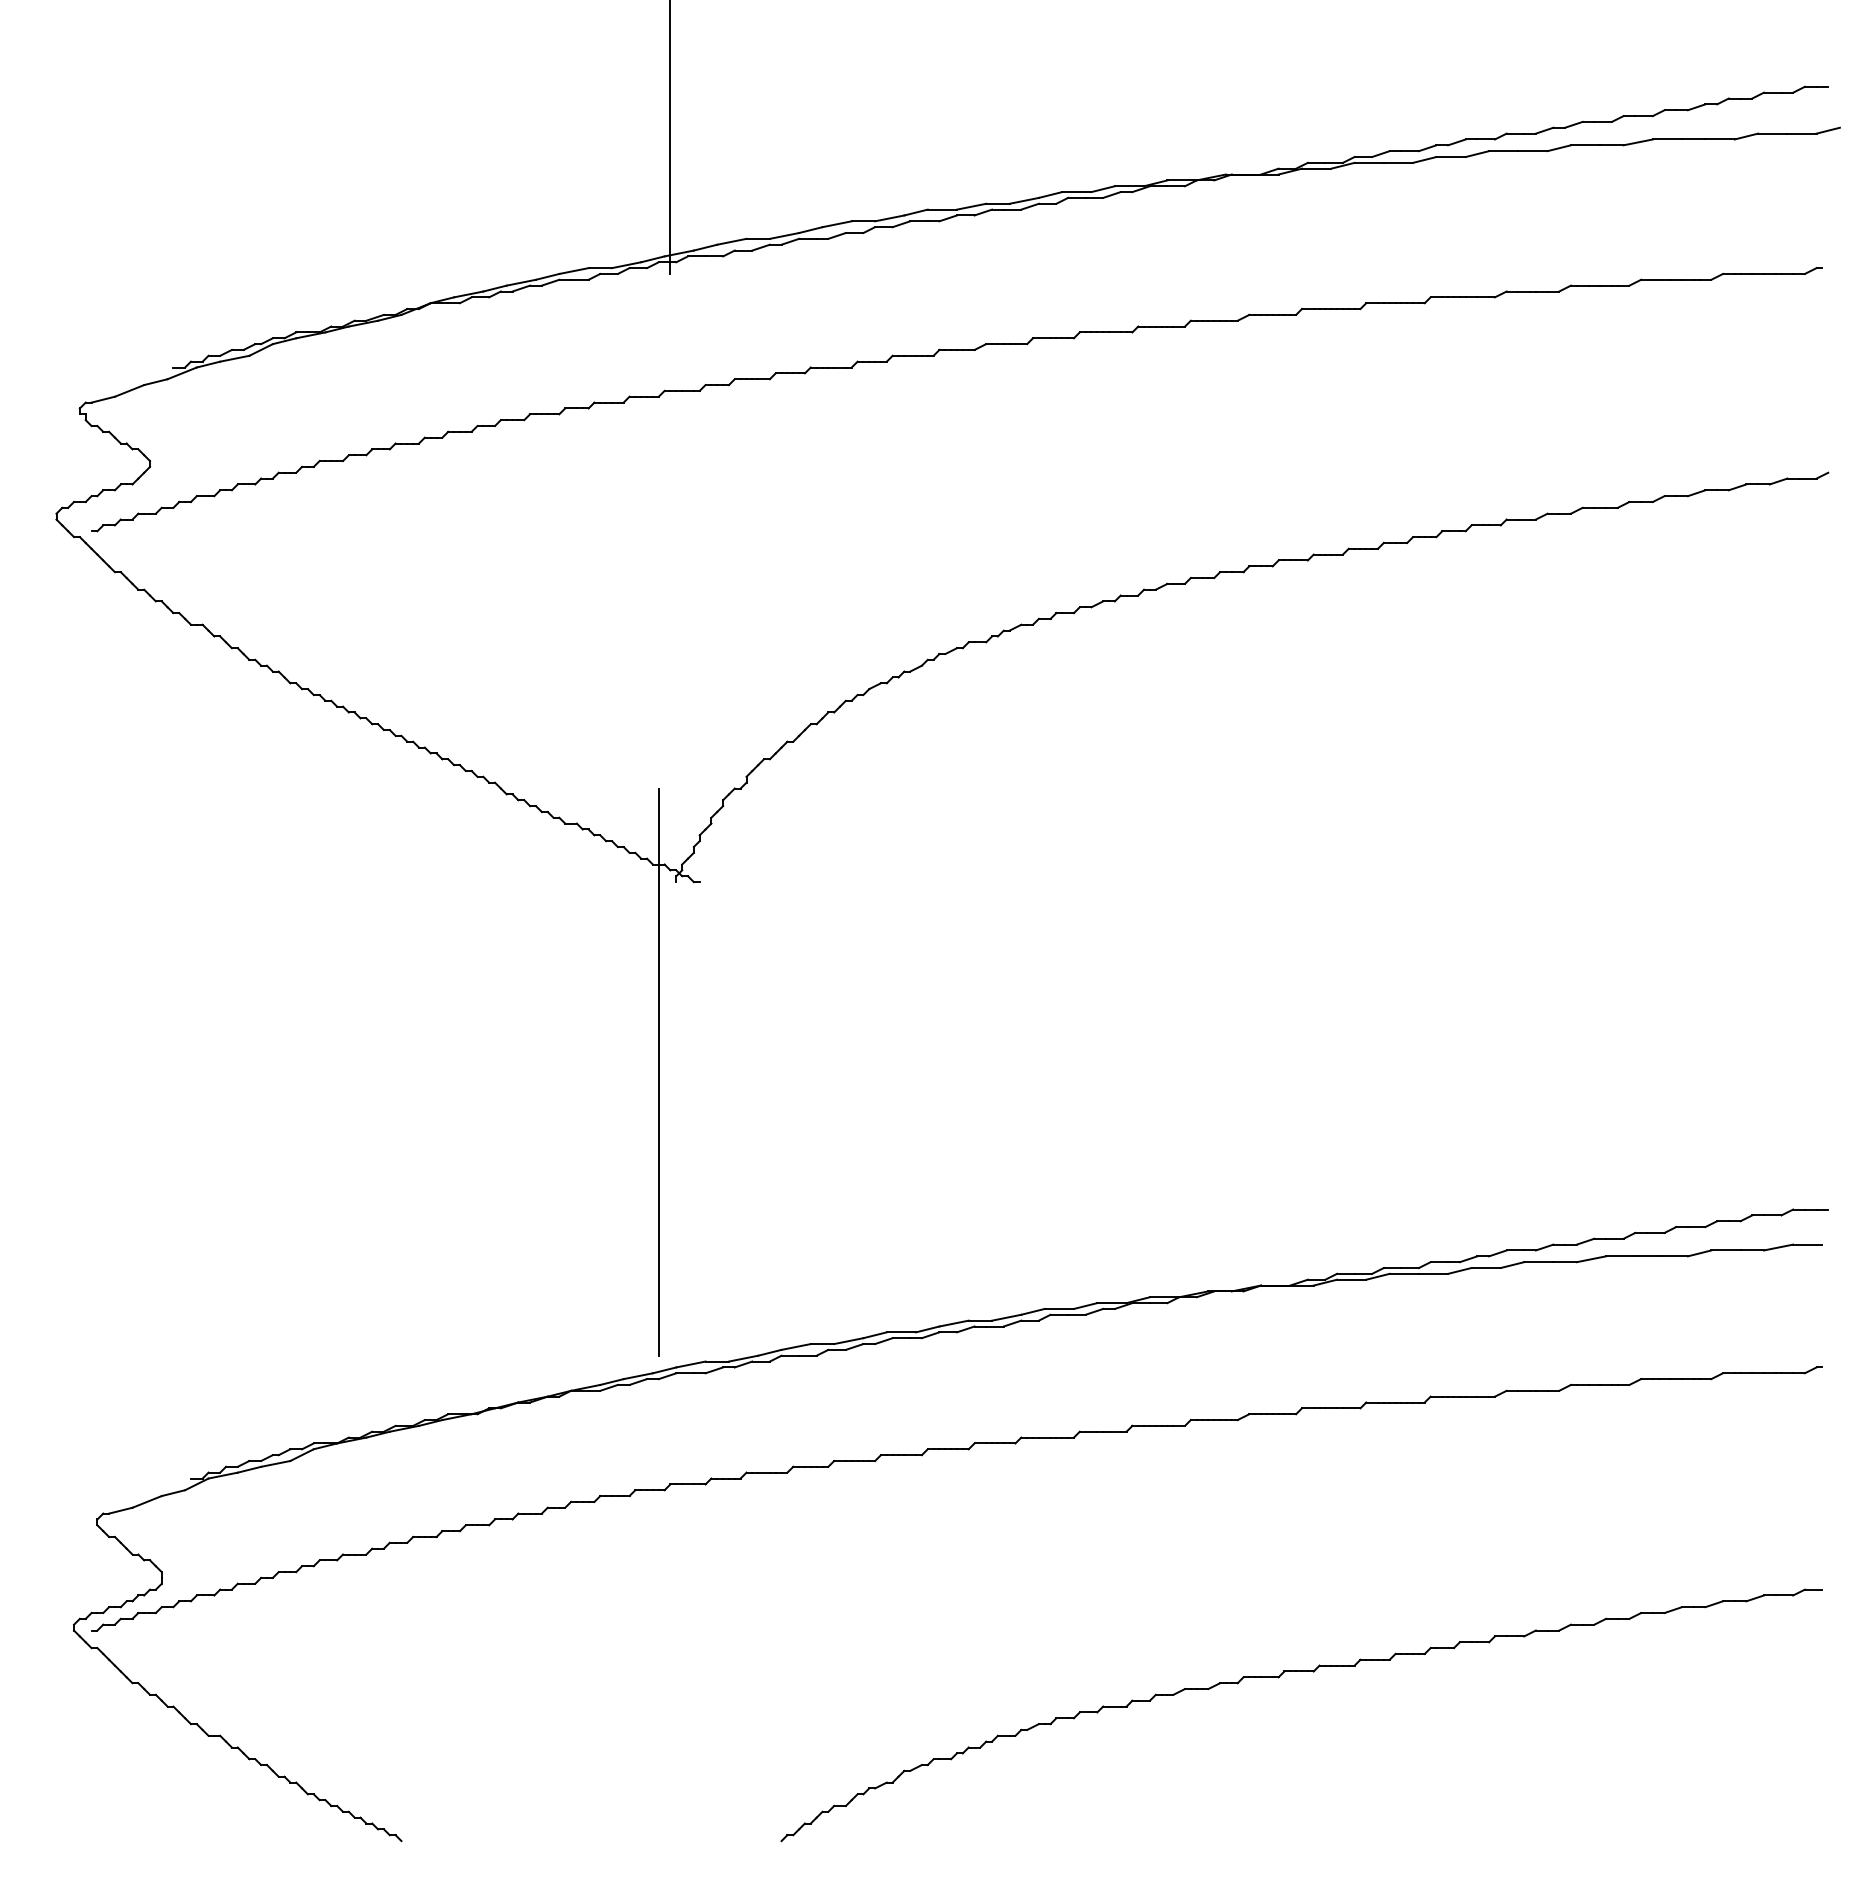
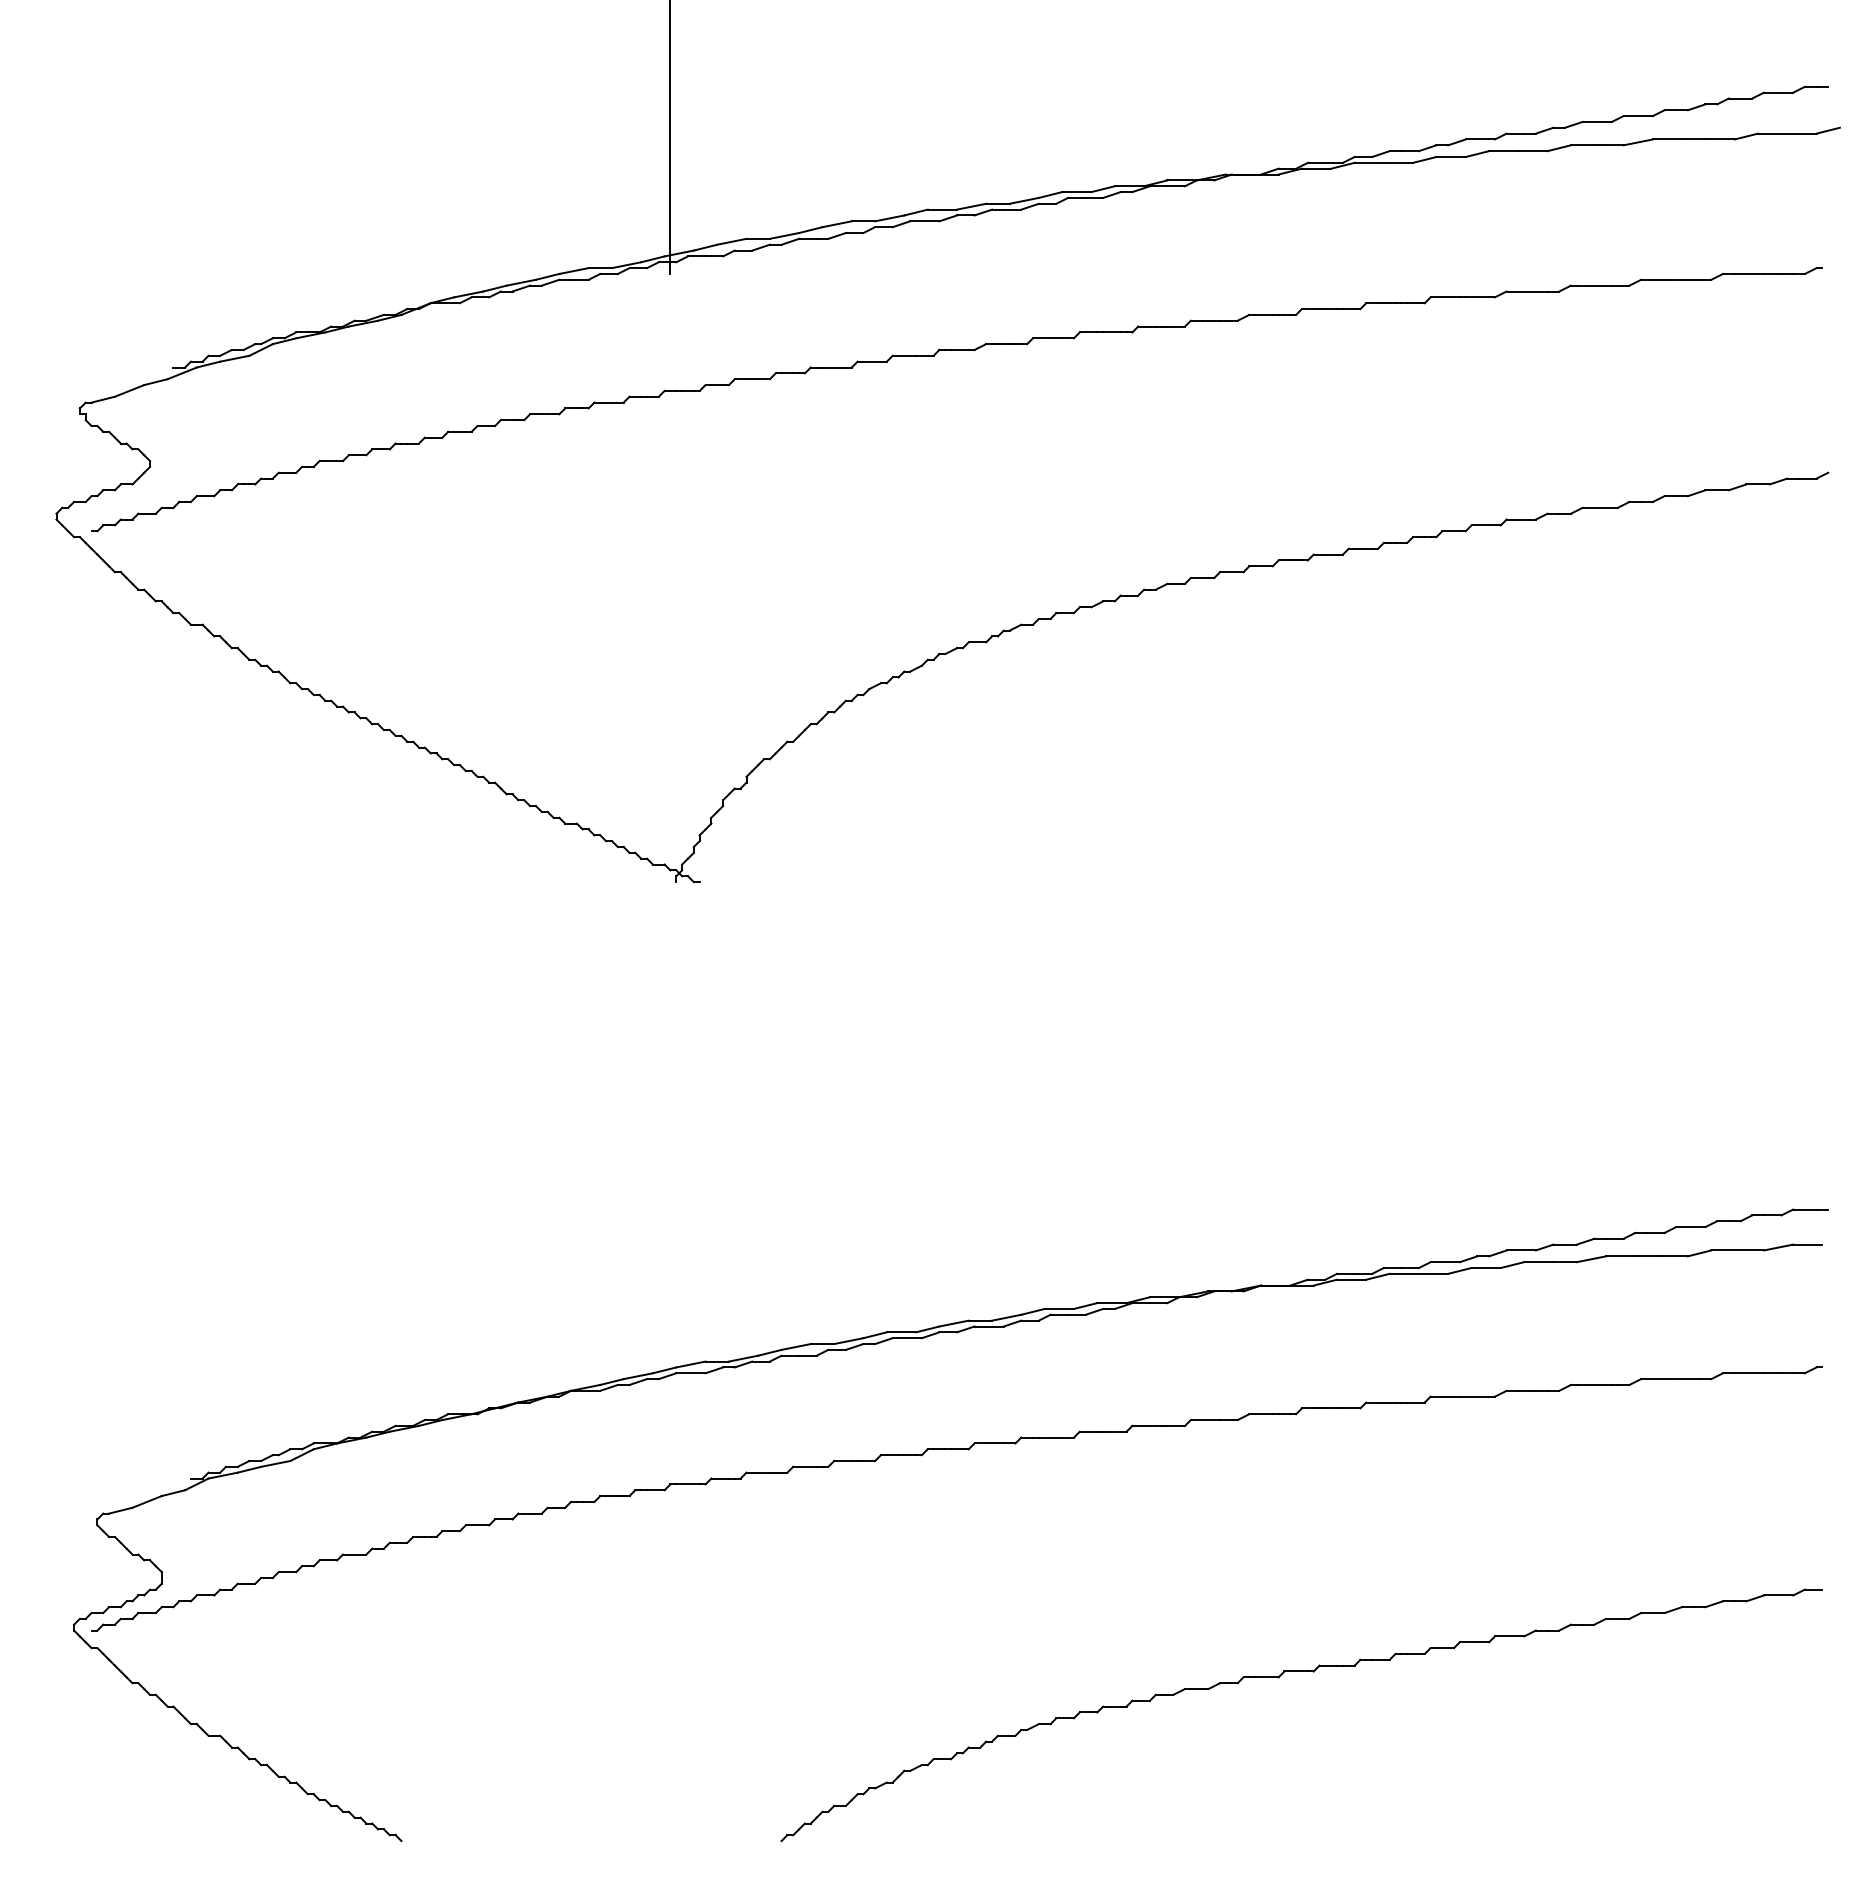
line: present -> none (658, 1071)
